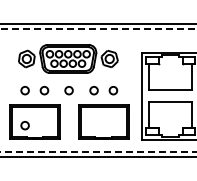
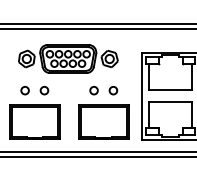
line: dashed -> solid (98, 29)
circle: present -> none (68, 90)
circle: present -> none (24, 125)
line: dashed -> solid (97, 151)
